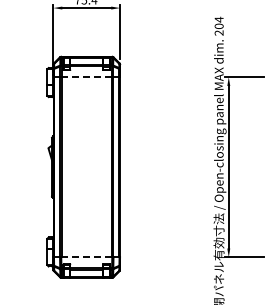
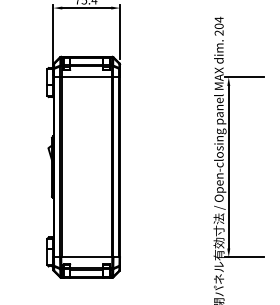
line: dashed -> solid (86, 77)
line: dashed -> solid (86, 257)
